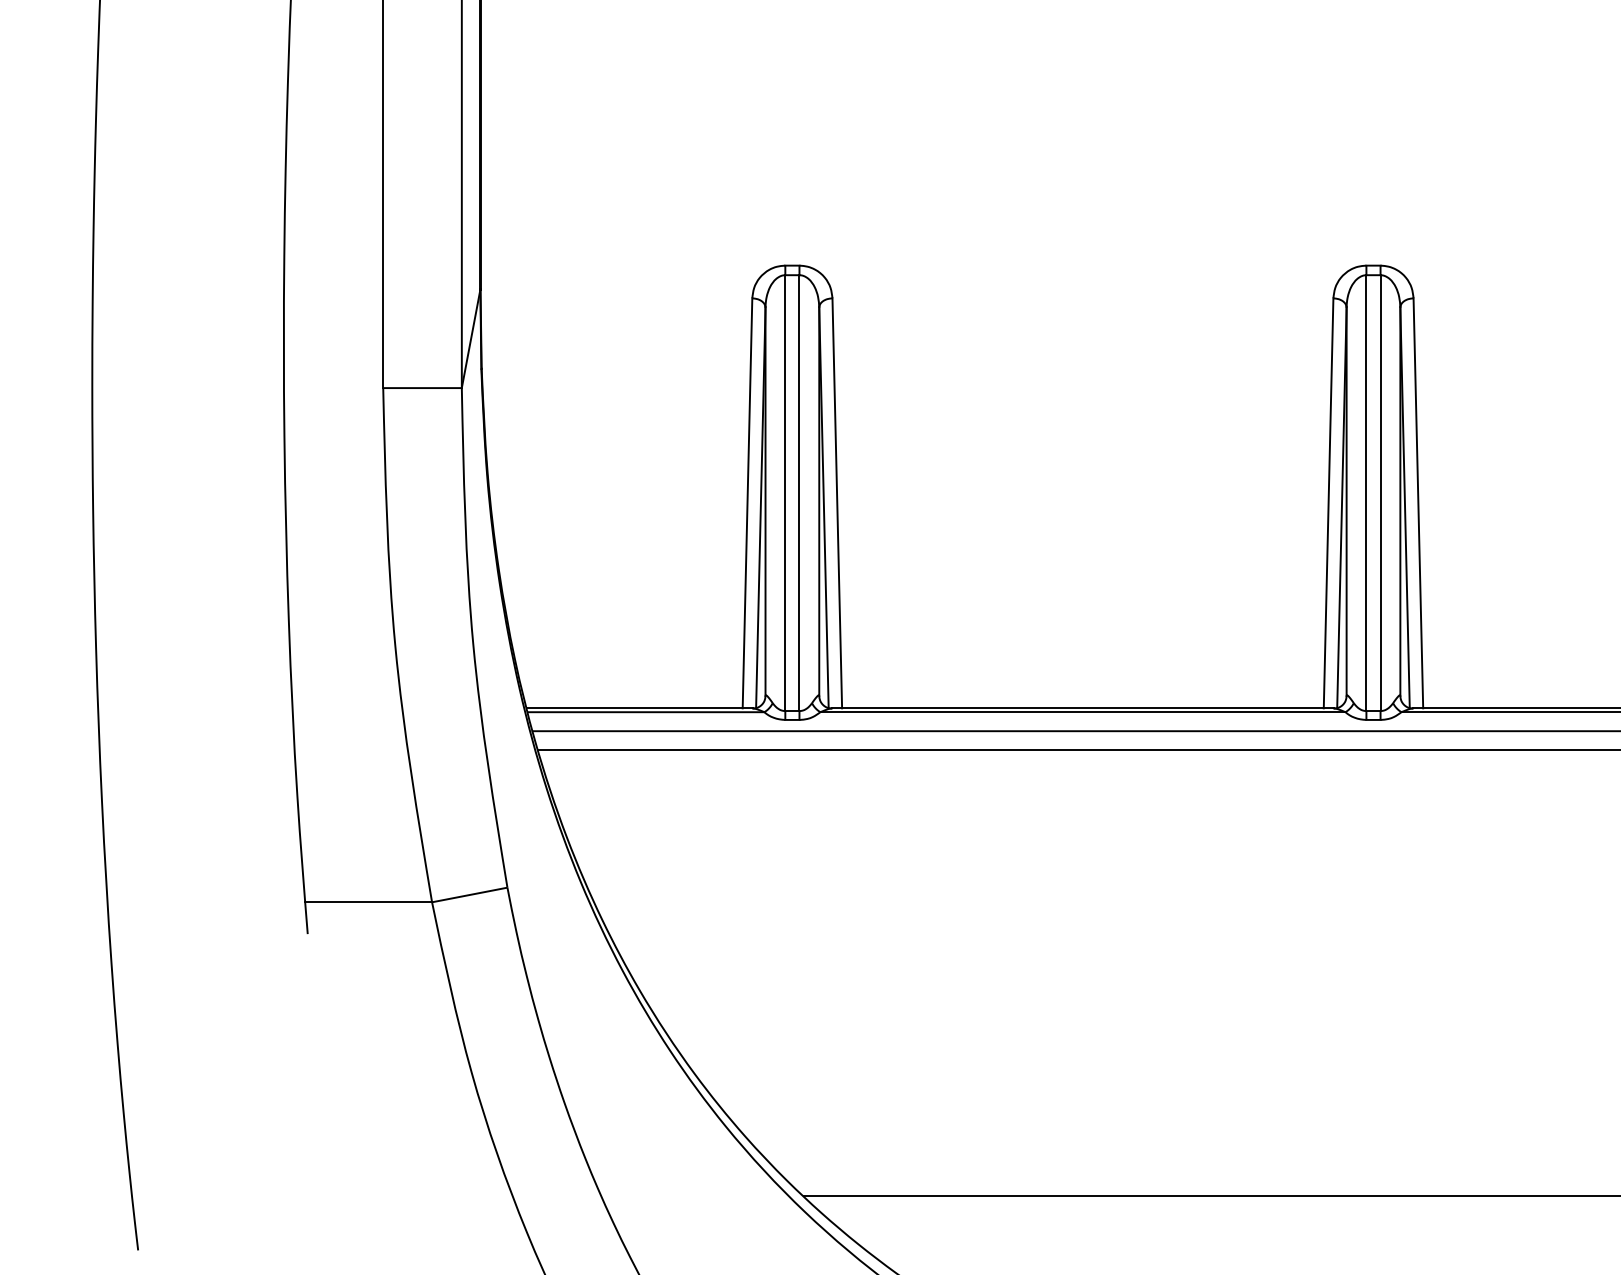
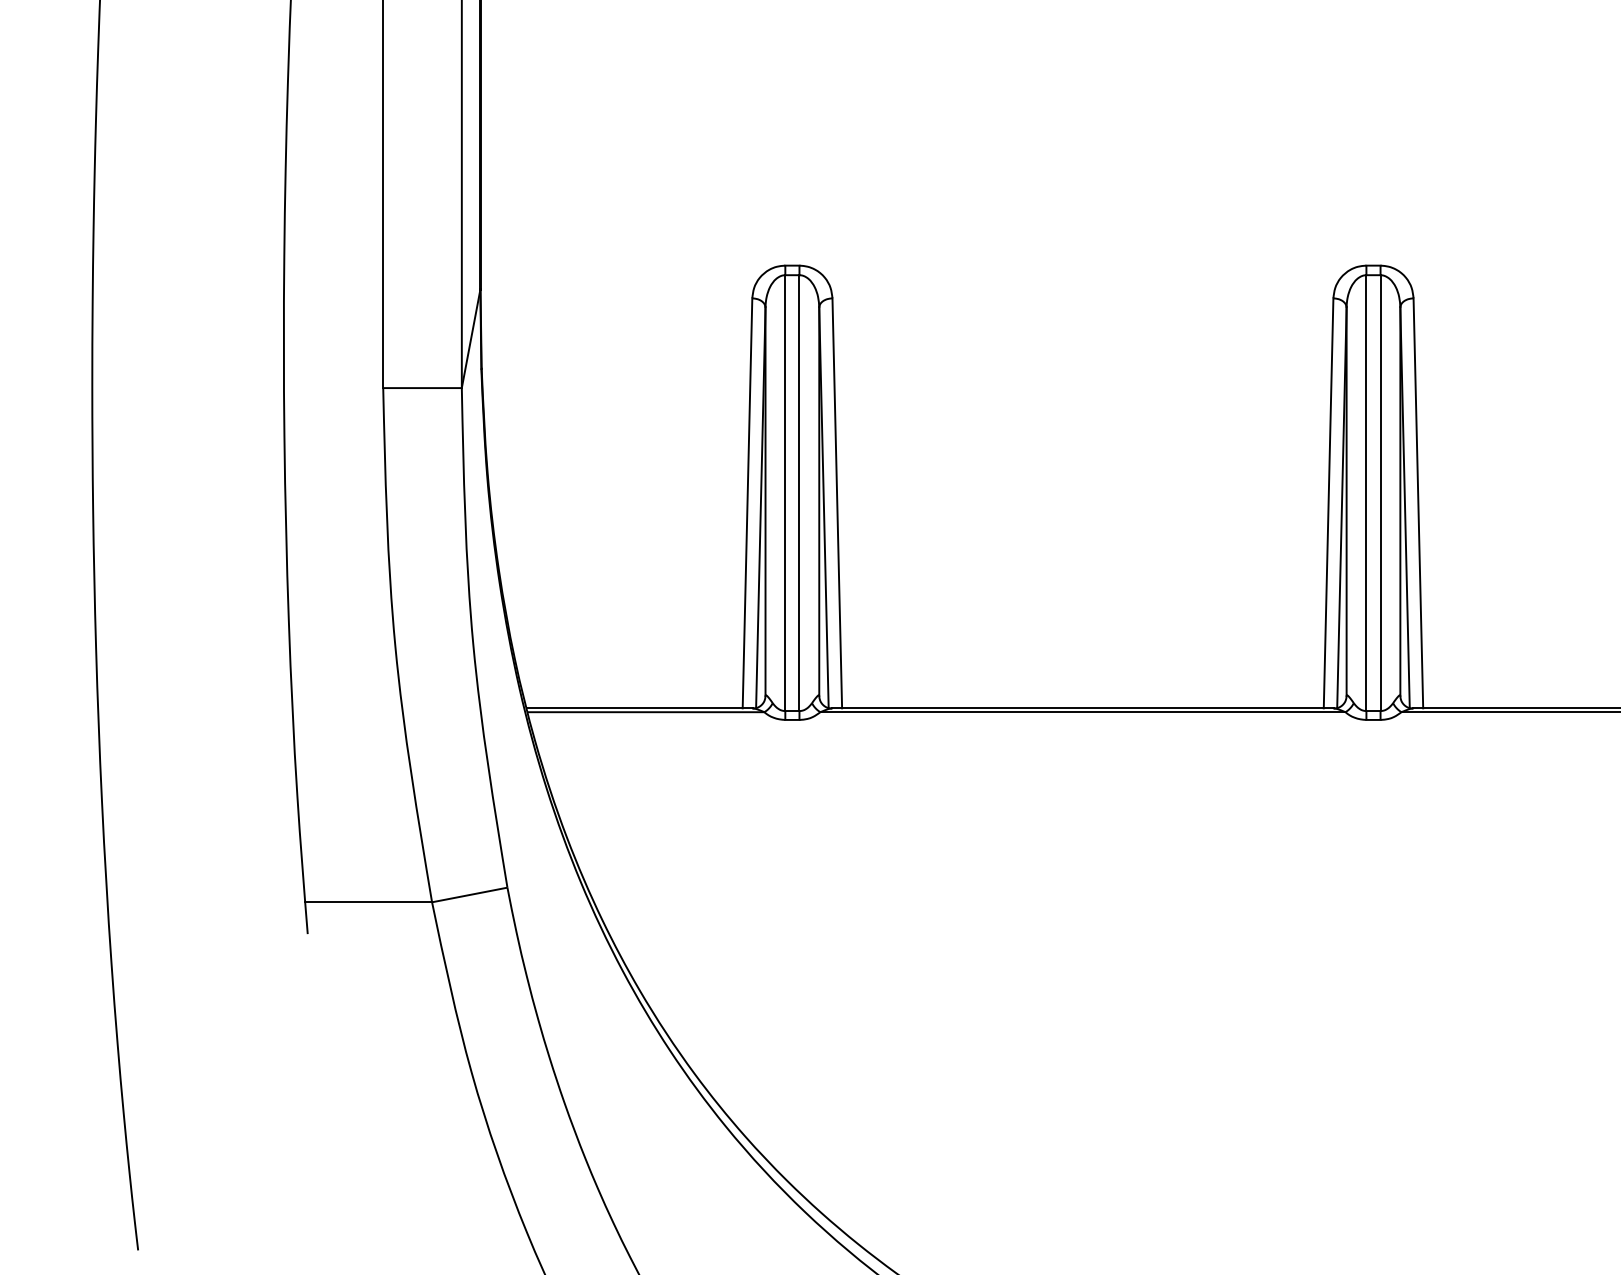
line: present -> none (1074, 731)
line: present -> none (1077, 749)
line: present -> none (1210, 1196)
